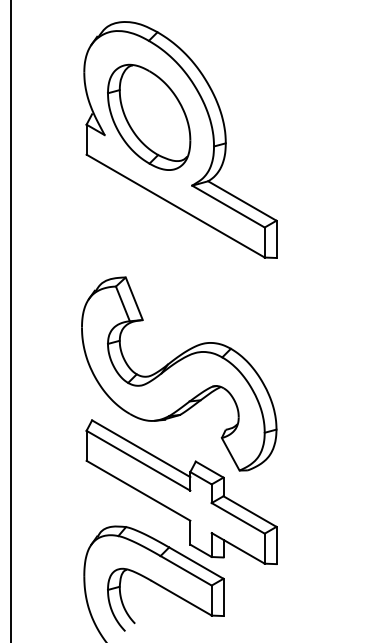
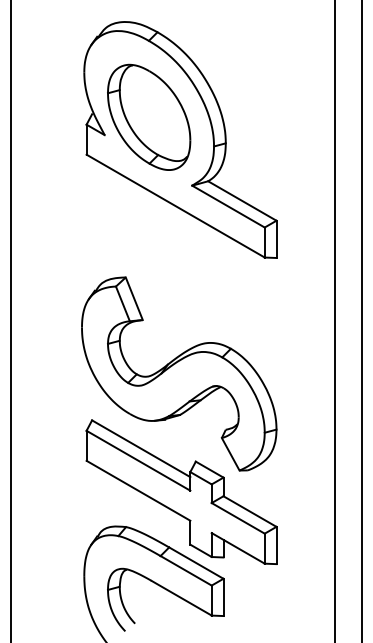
line: none -> present (334, 320)
line: none -> present (361, 320)
